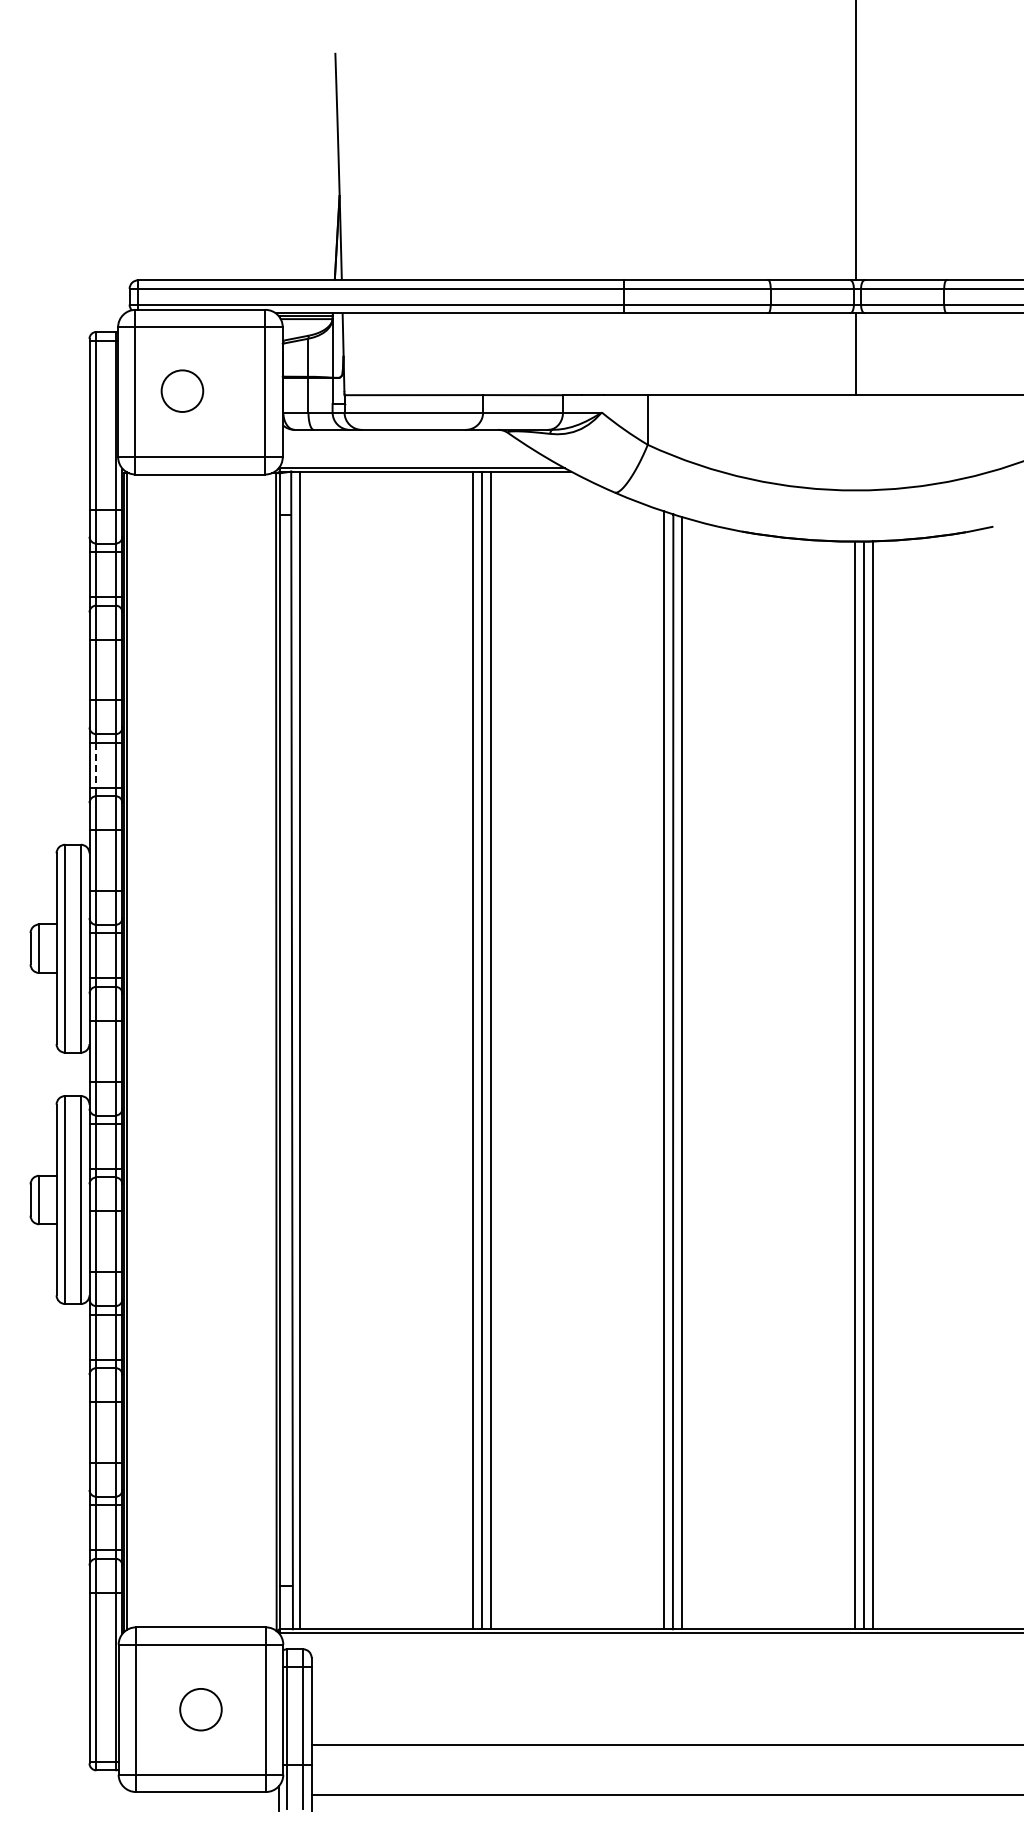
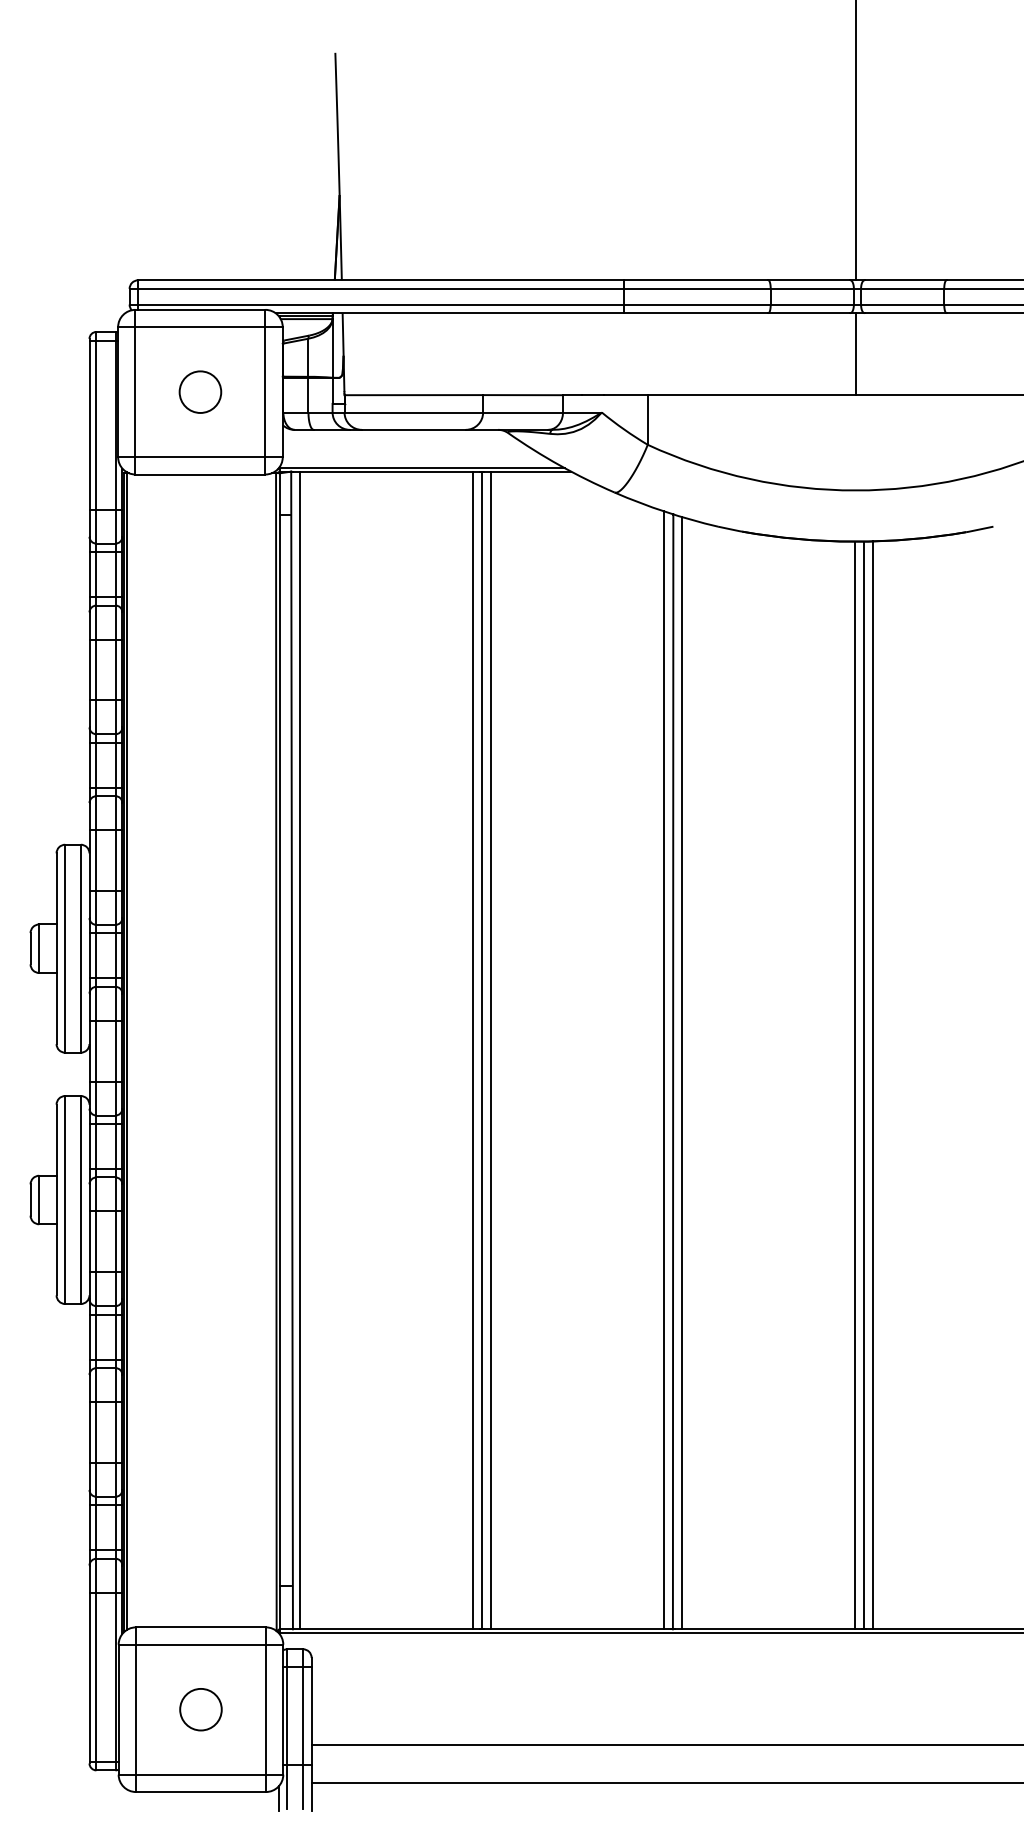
circle position: (182, 390) -> (200, 391) (200, 391)
line: dashed -> solid (96, 765)
line position: (665, 1794) -> (665, 1782) (665, 1782)
